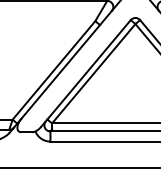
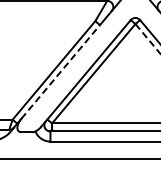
line: solid -> dashed (148, 39)
line: solid -> dashed (61, 71)
line position: (79, 167) -> (79, 158) (79, 158)
